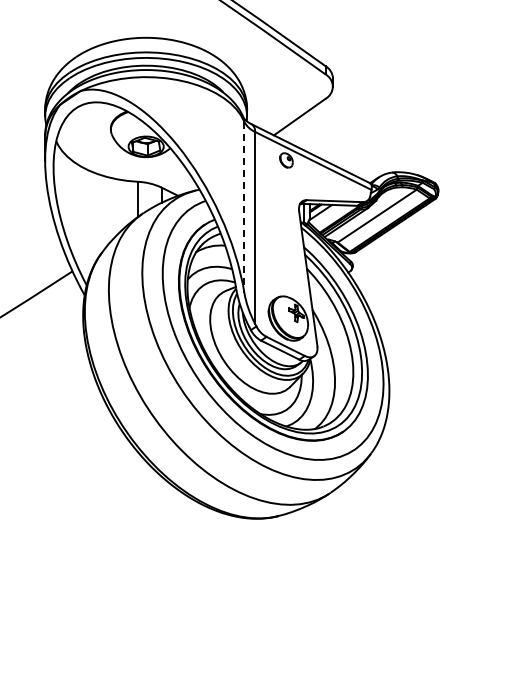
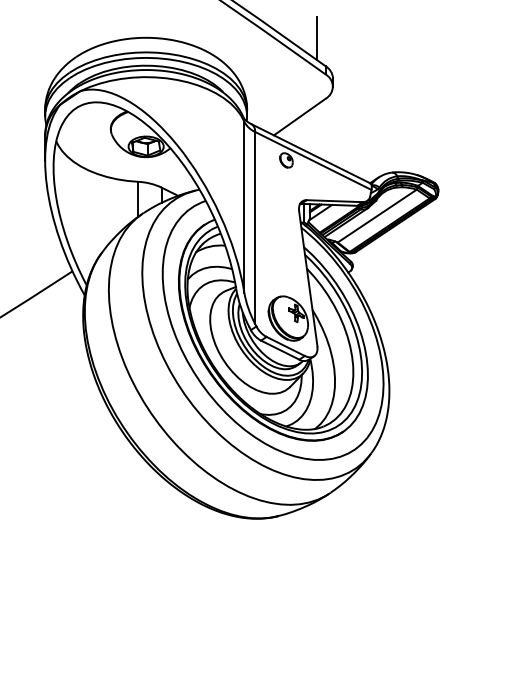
line: none -> present (317, 38)
line: dashed -> solid (244, 207)
